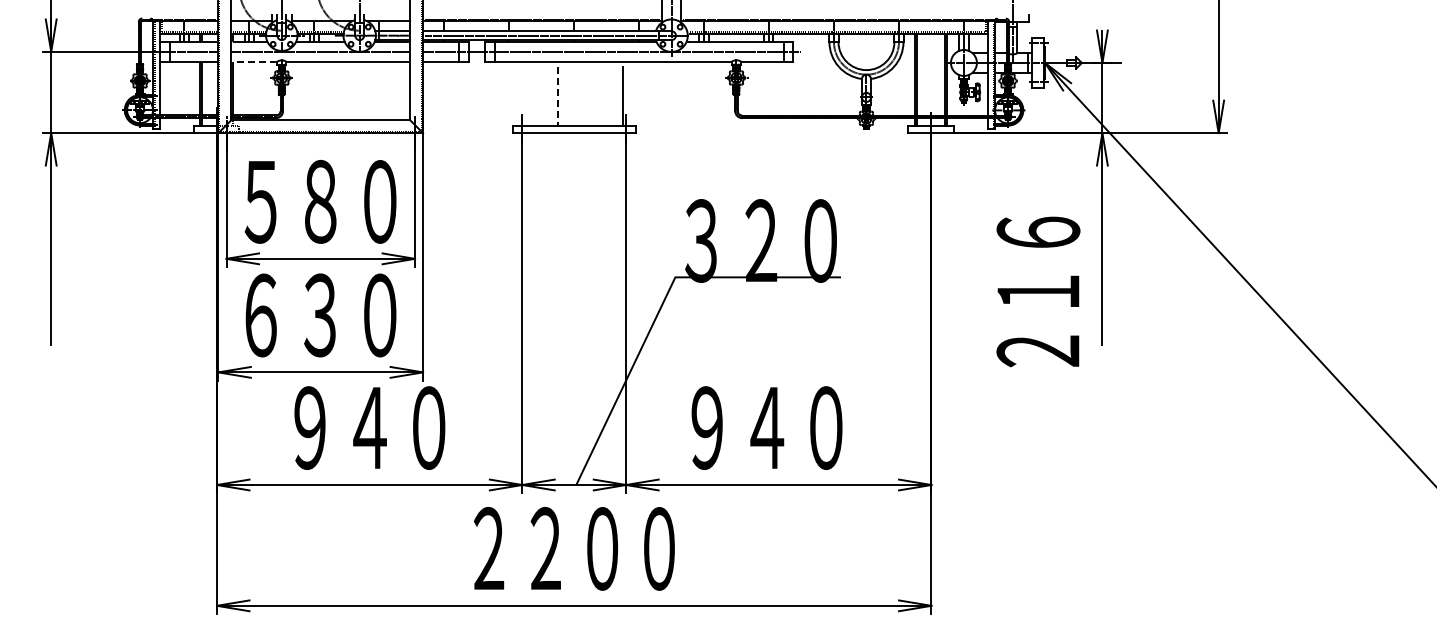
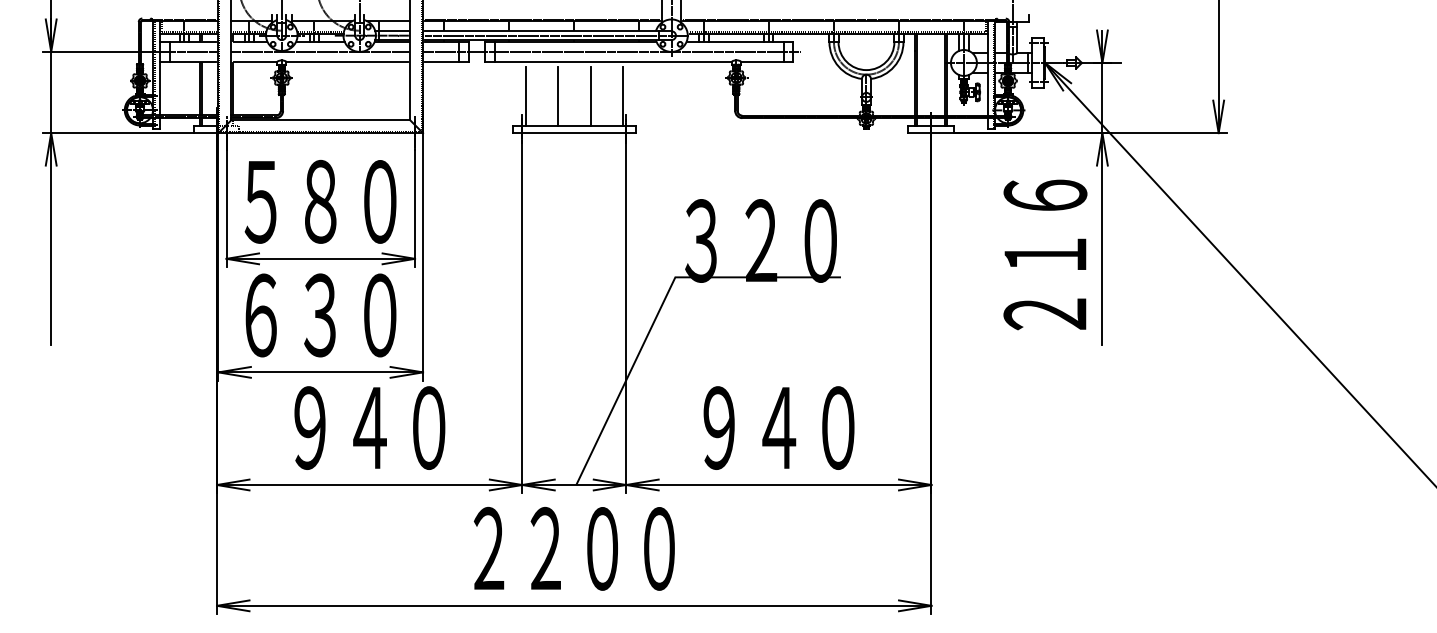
line: dashed -> solid (255, 61)
line: none -> present (525, 96)
line: dashed -> solid (558, 96)
line: none -> present (590, 96)
text position: (1038, 291) -> (1045, 254) (1045, 254)
text position: (766, 427) -> (778, 427) (778, 427)
